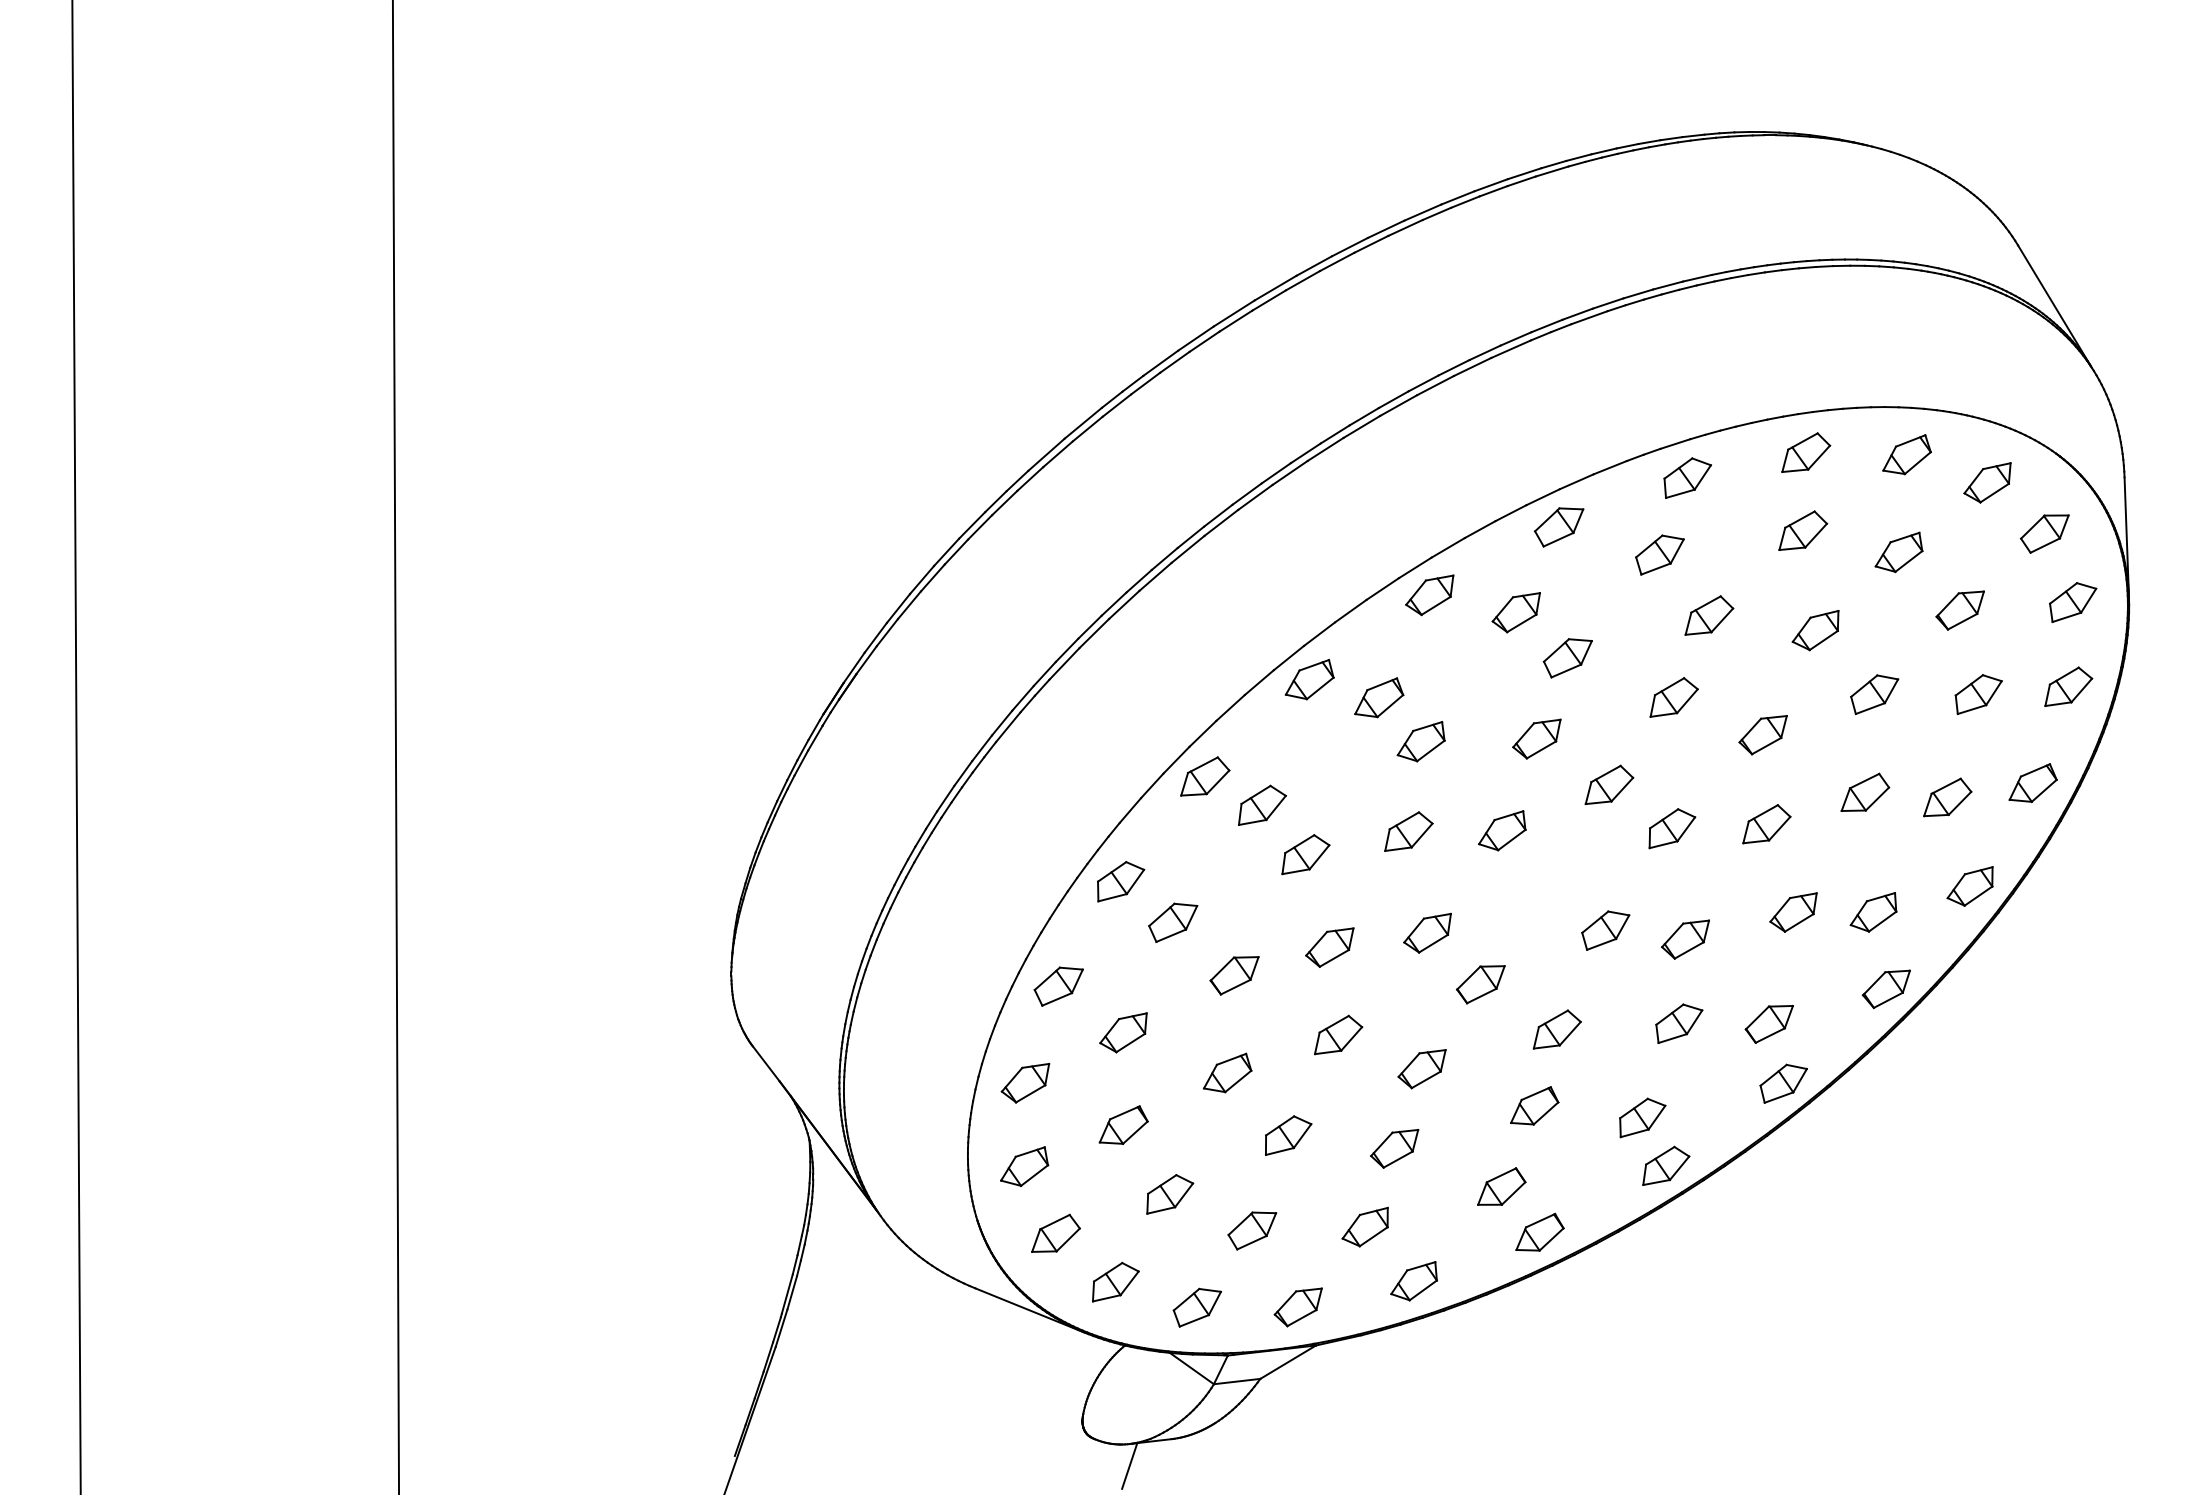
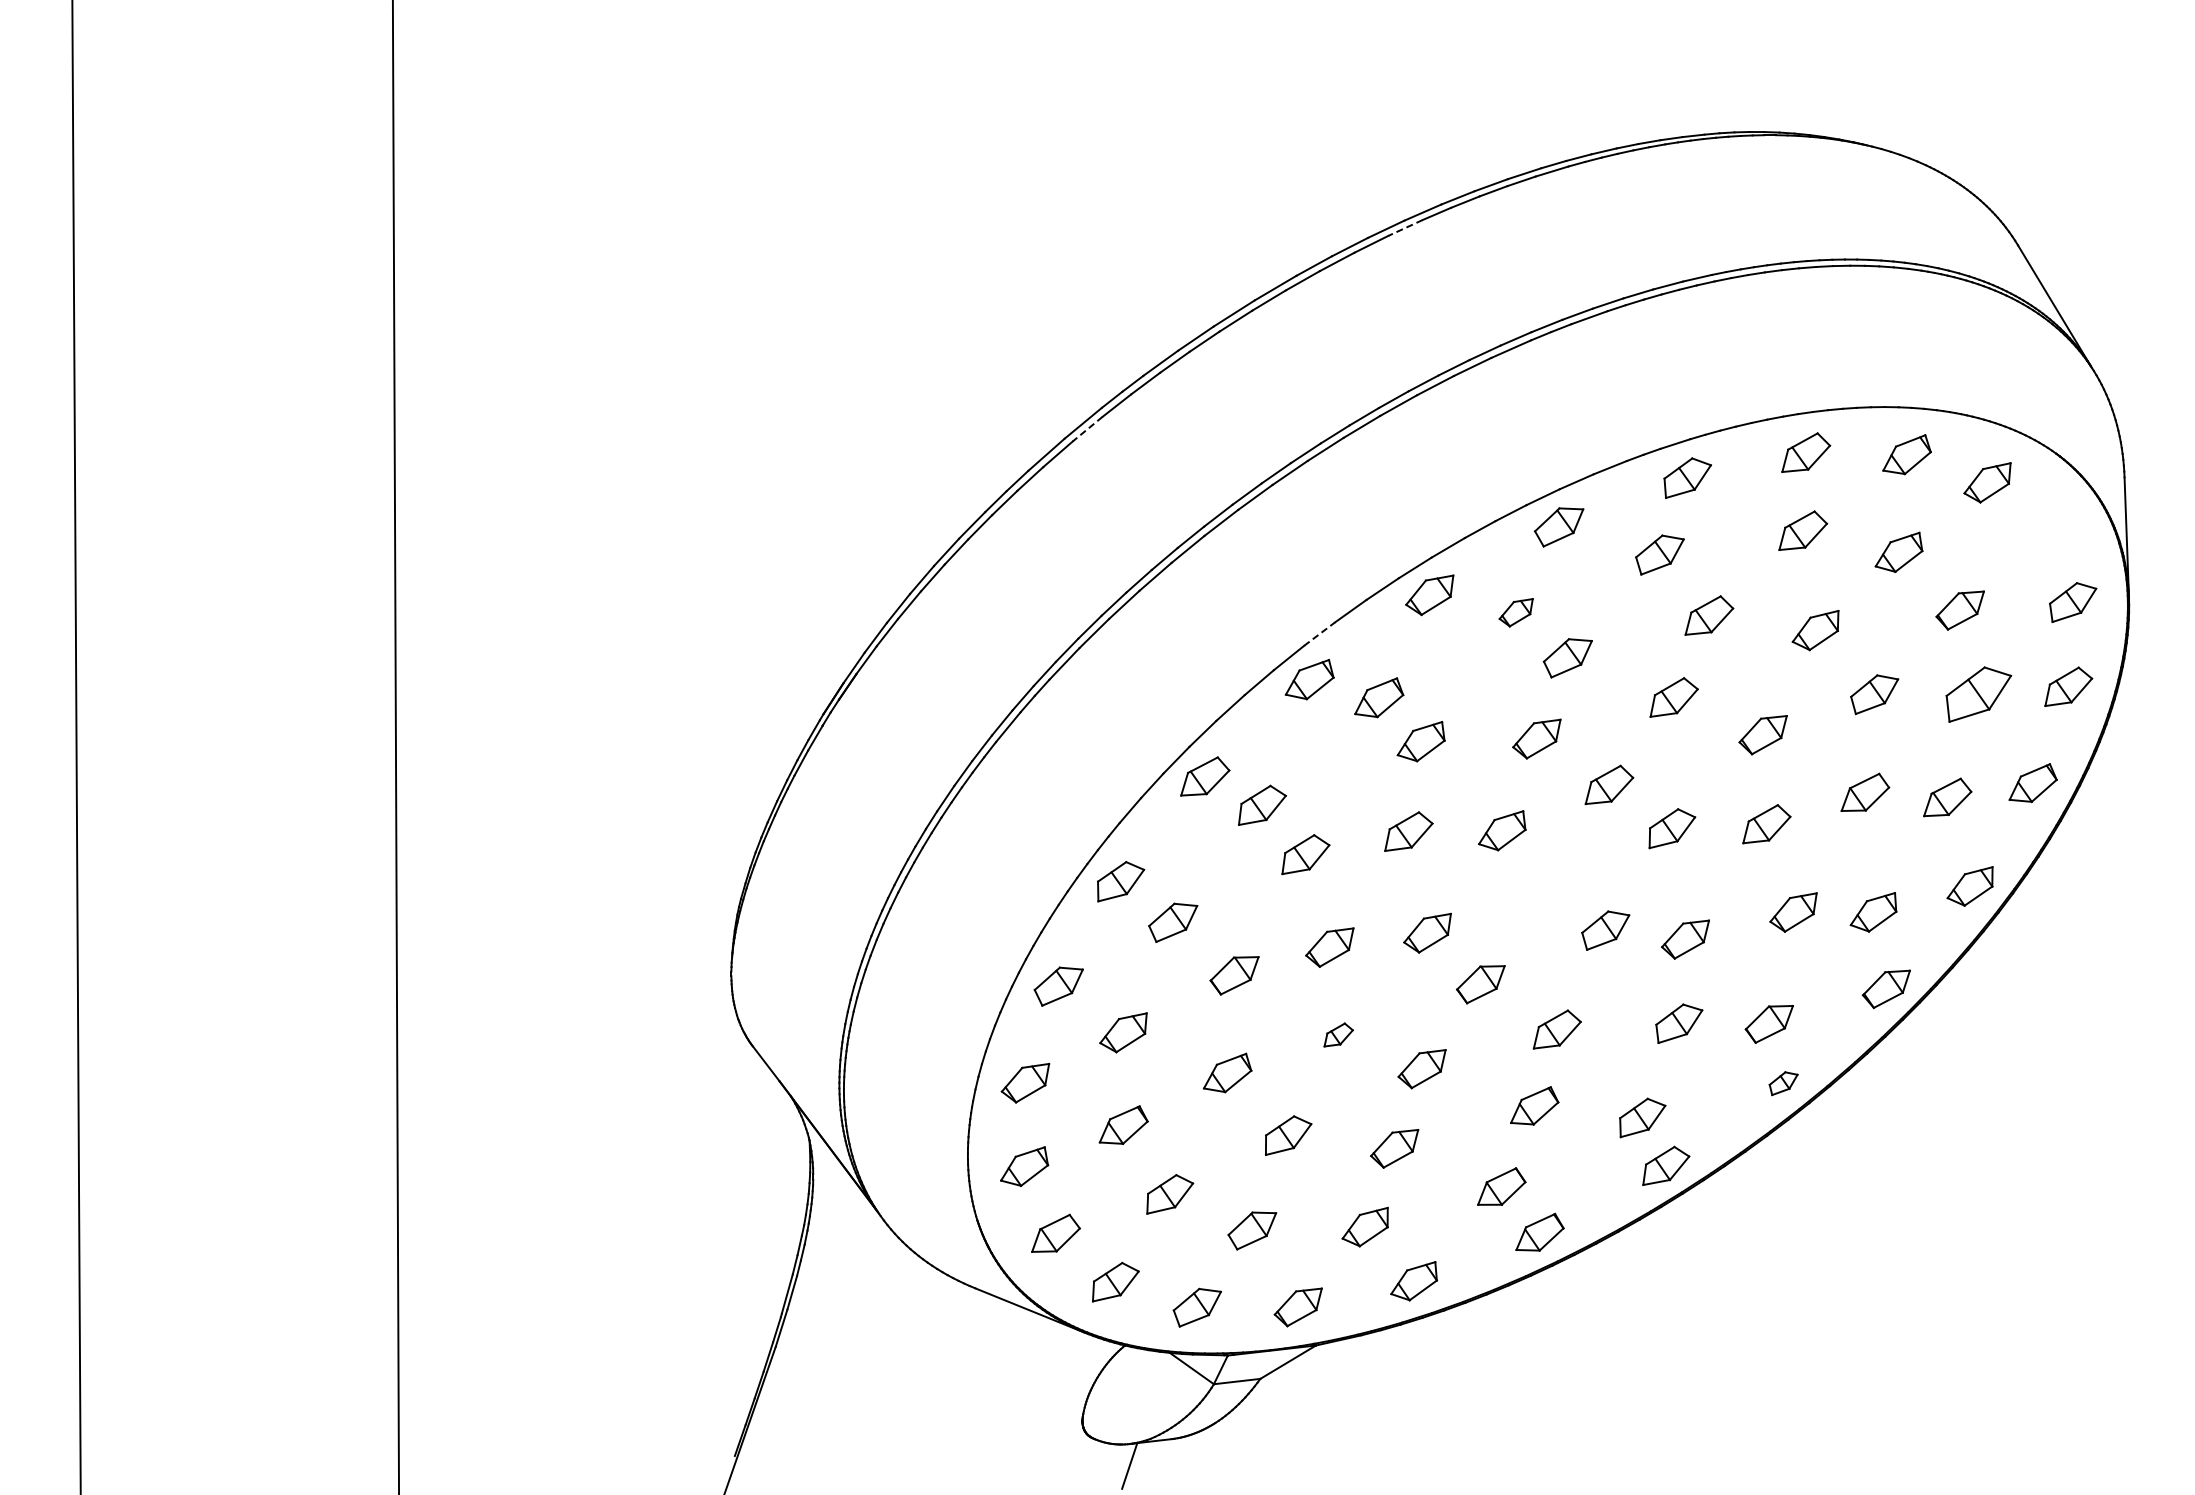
line: solid -> dashed (1405, 227)
line: solid -> dashed (1087, 429)
part: present -> none (2044, 533)
part size: 50x42 px -> 36x30 px (1515, 612)
line: solid -> dashed (1319, 633)
part size: 49x41 px -> 68x57 px (1978, 694)
part size: 50x42 px -> 31x26 px (1338, 1034)
part size: 49x41 px -> 31x26 px (1783, 1083)
